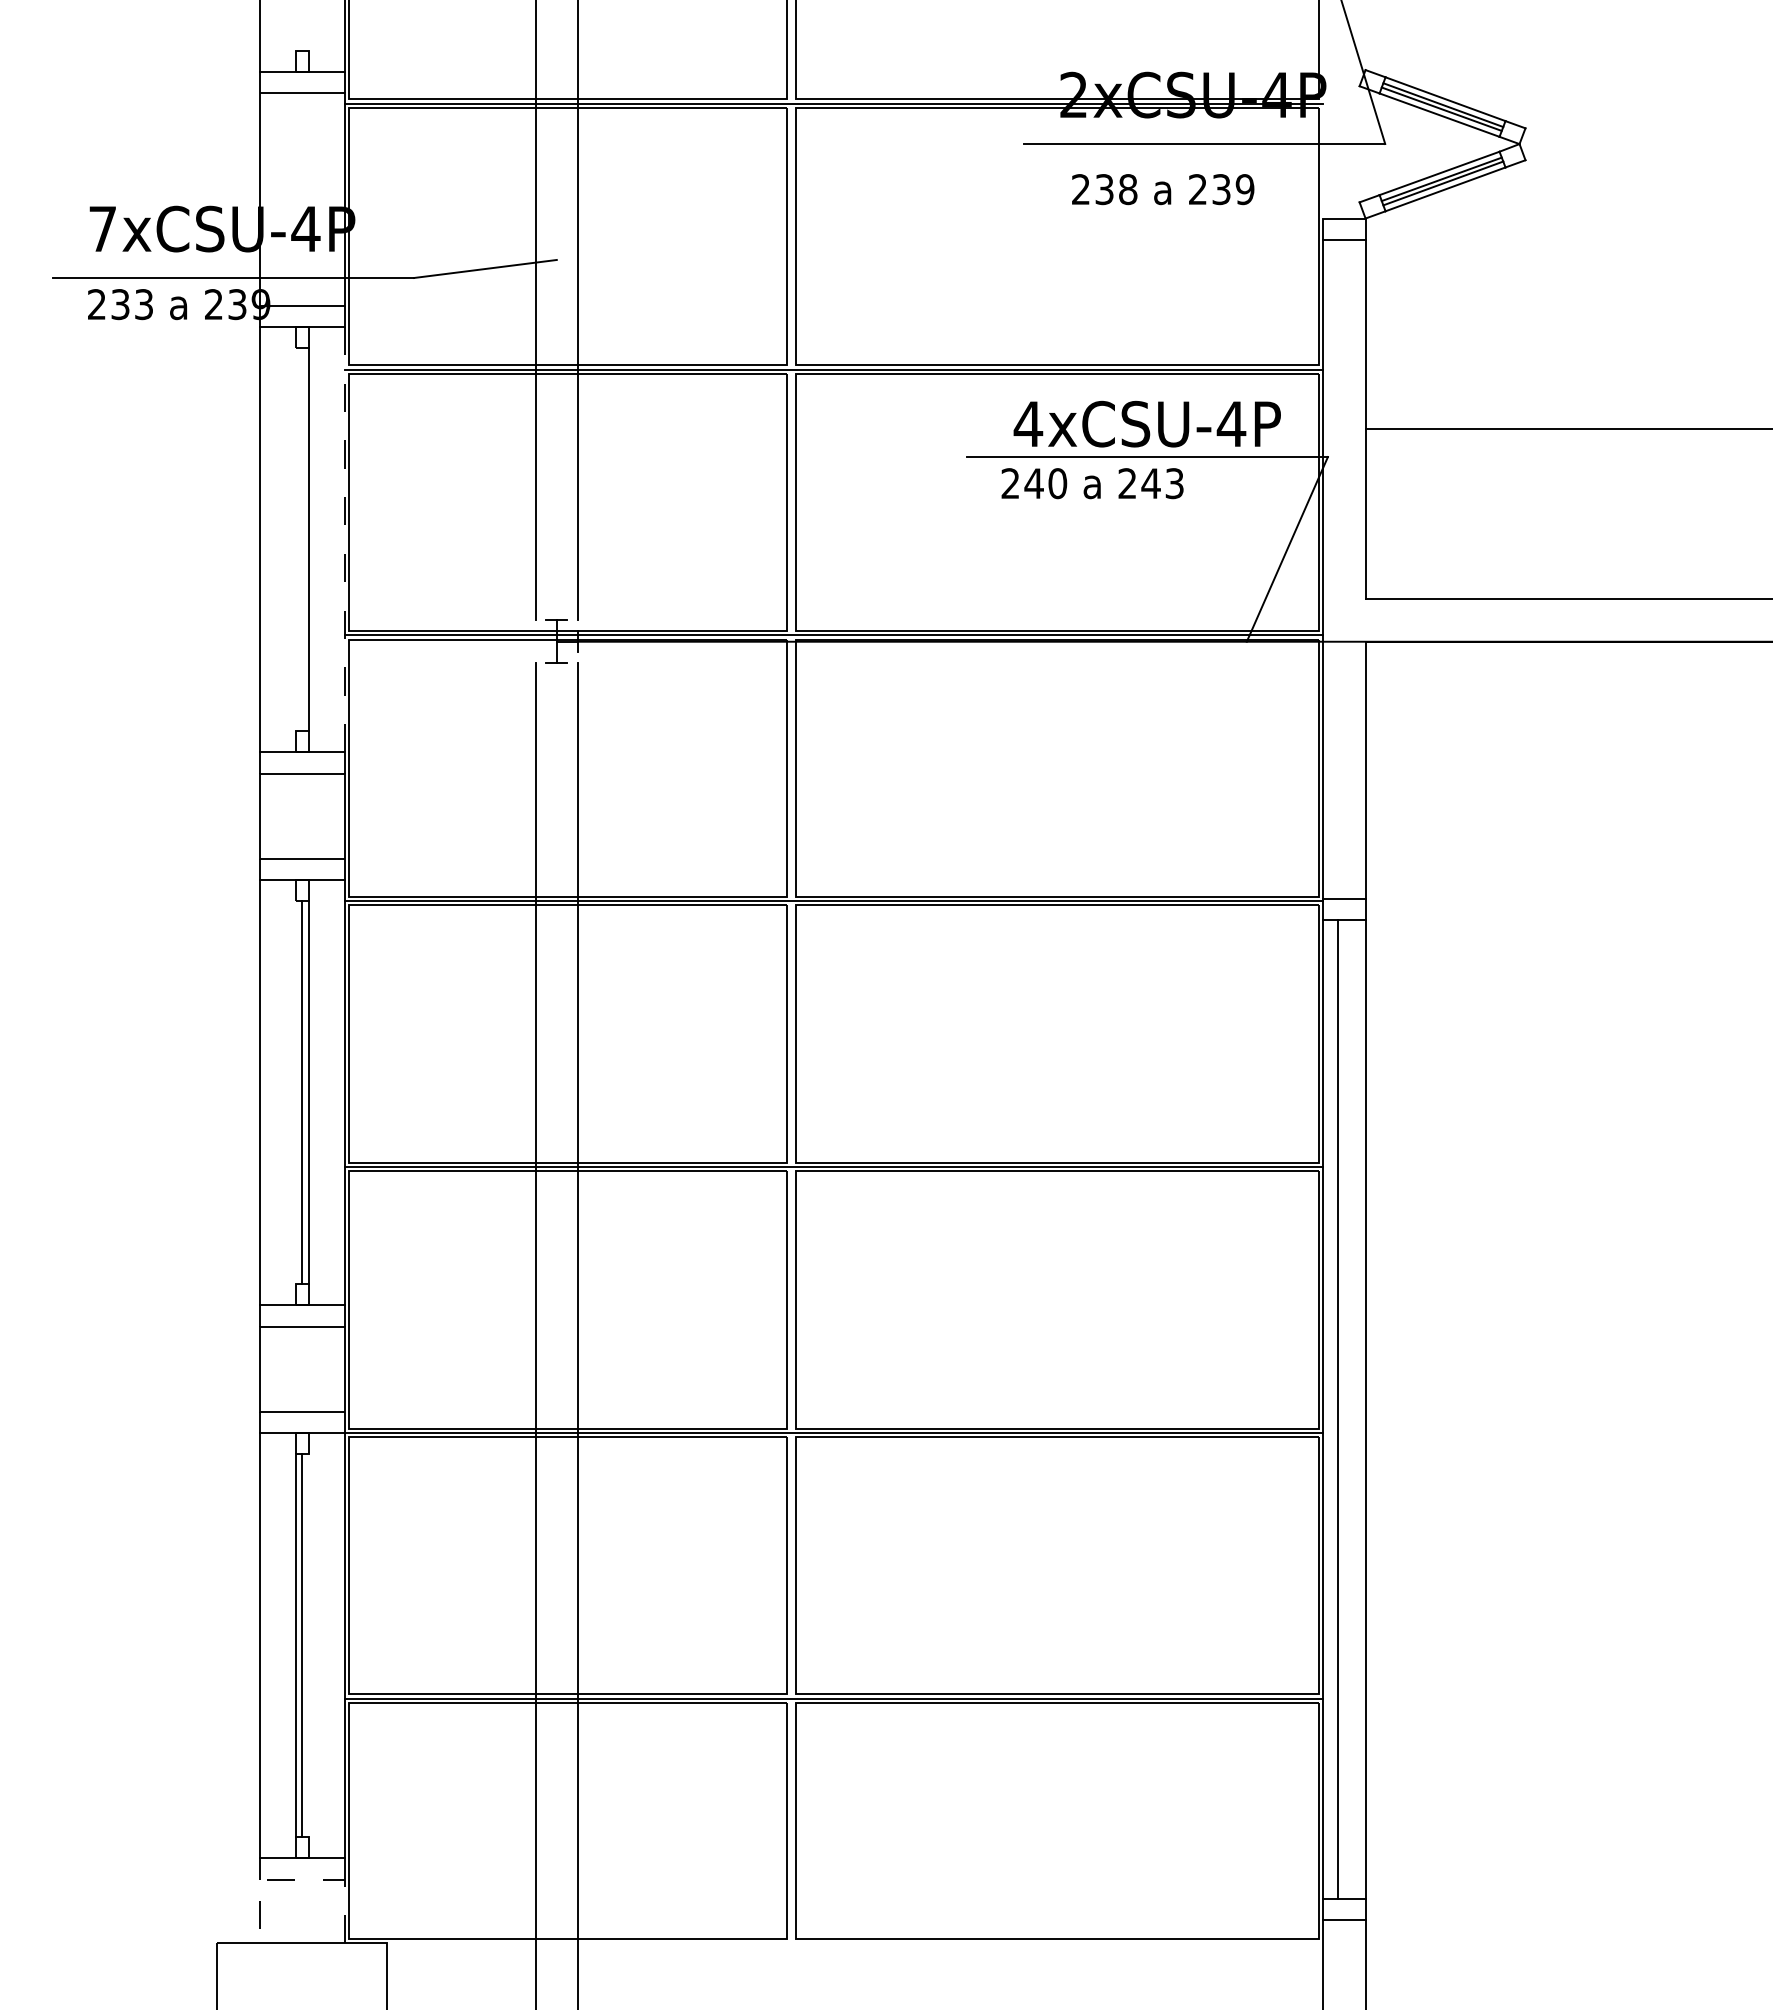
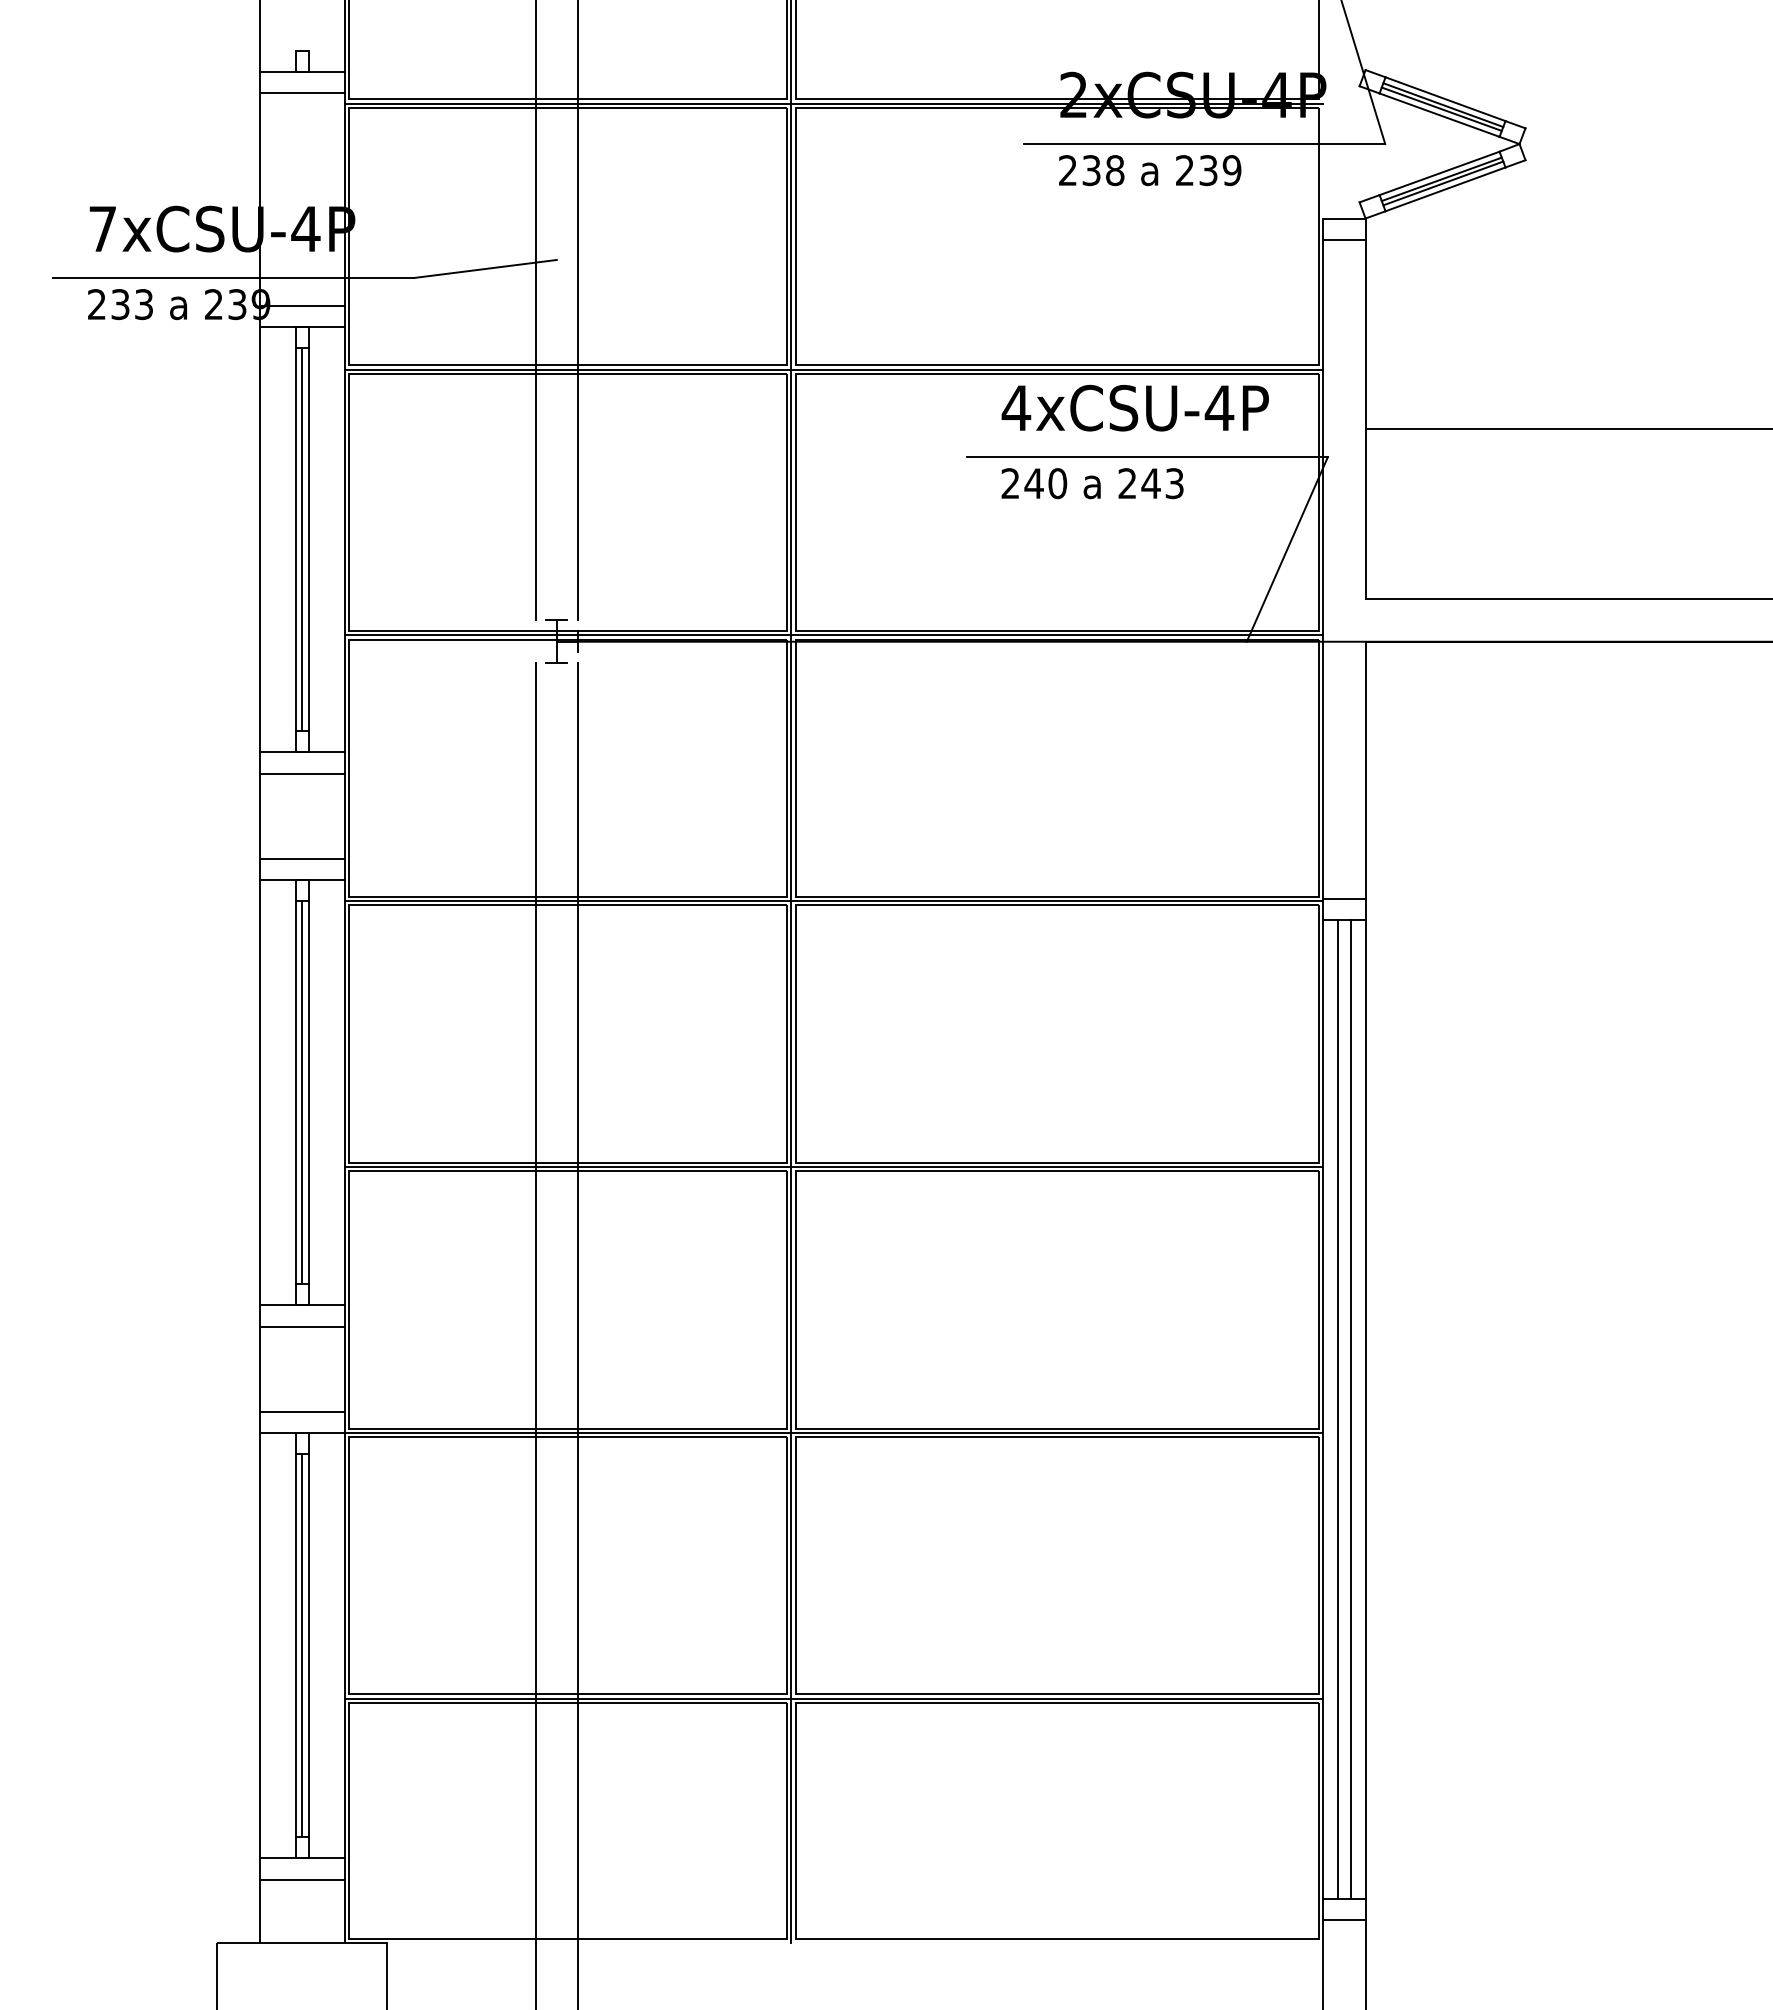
text position: (1163, 189) -> (1150, 170) (1150, 170)
text position: (1146, 423) -> (1134, 407) (1134, 407)
line: none -> present (295, 539)
line: none -> present (302, 539)
line: dashed -> solid (344, 539)
line: none -> present (791, 972)
line: none -> present (295, 1092)
line: none -> present (1350, 1409)
line: none -> present (308, 1645)
line: dashed -> solid (302, 1879)
